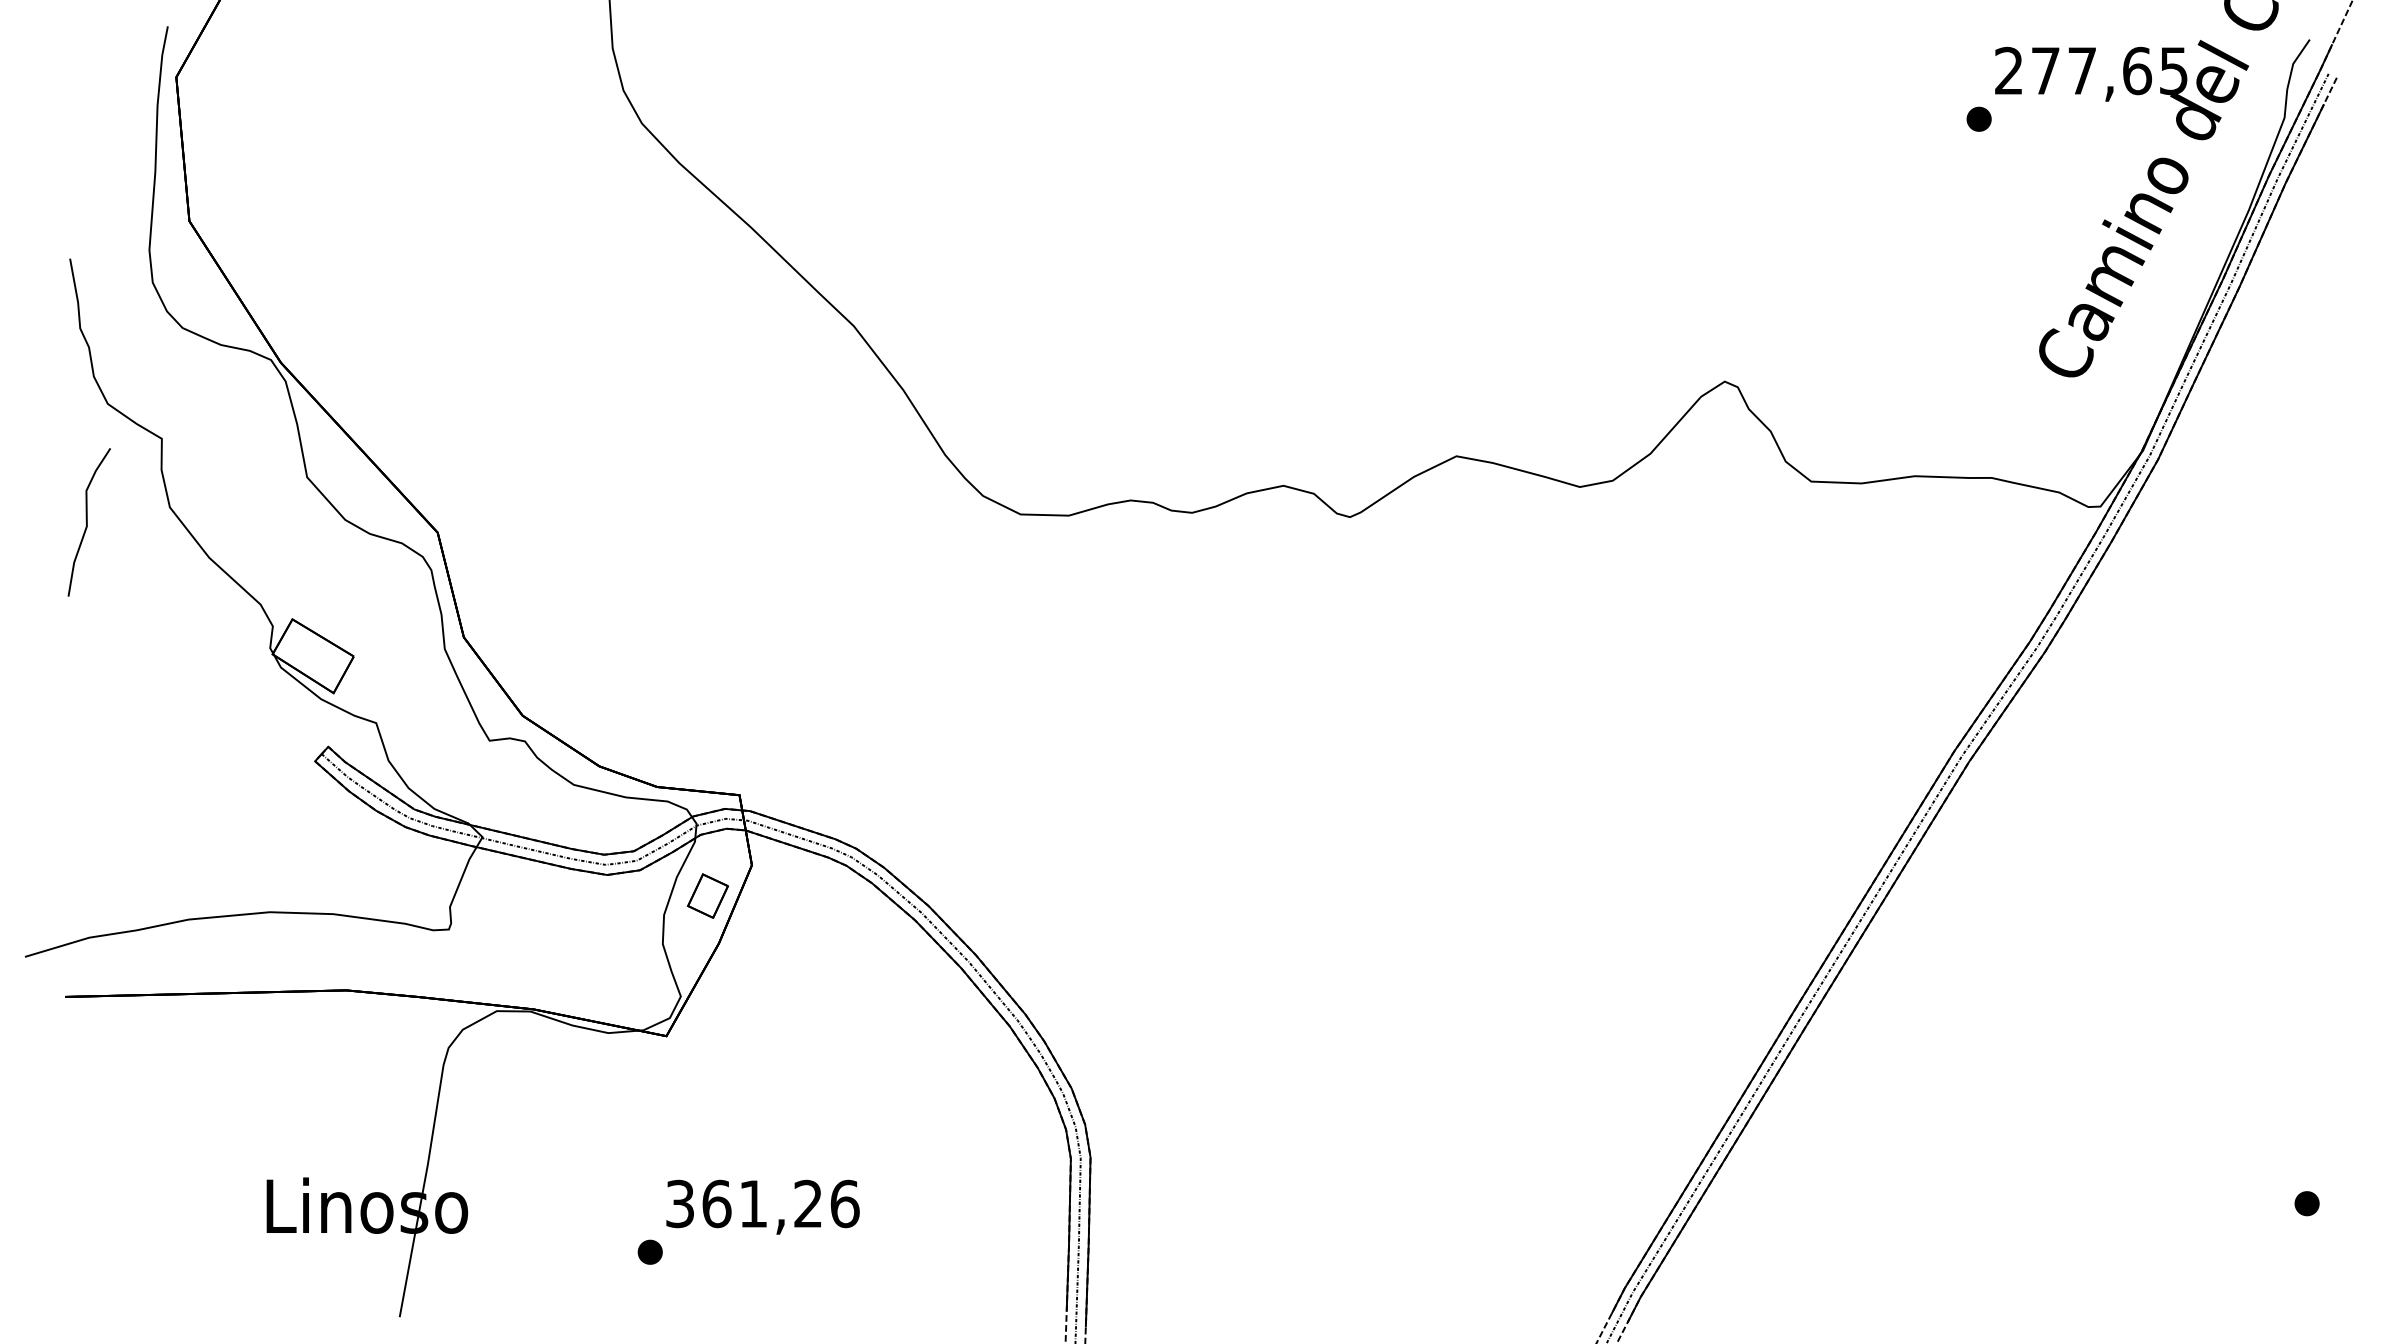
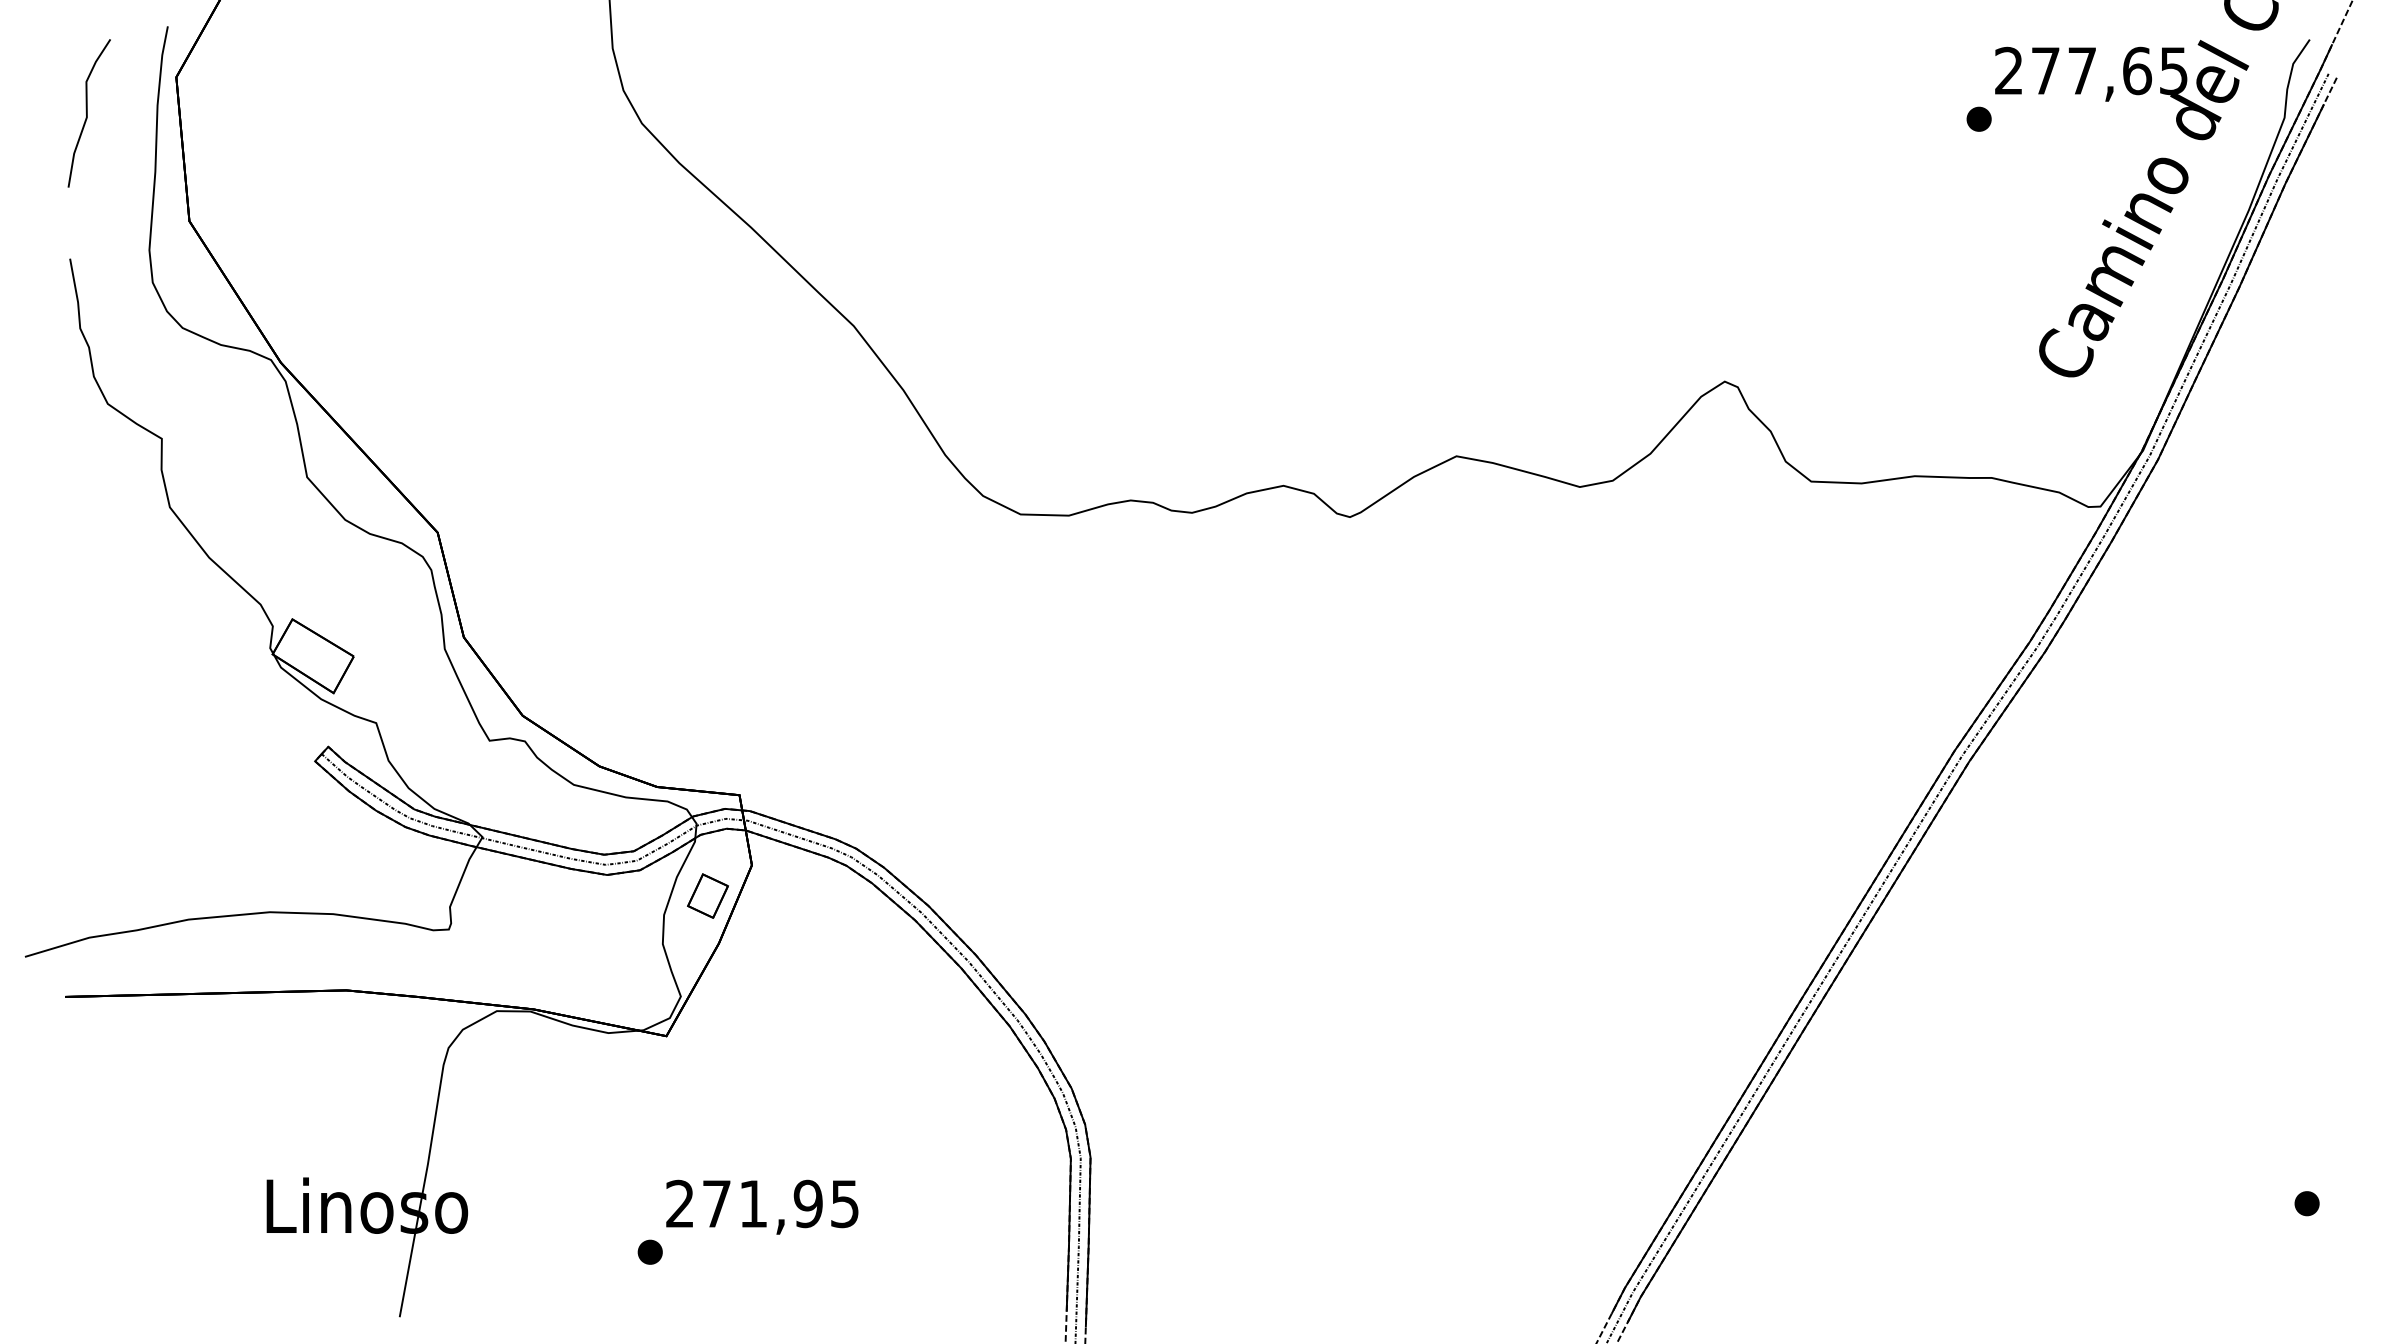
curve position: (87, 522) -> (87, 113) (87, 113)
text: 361,26 -> 271,95 (762, 1203)
